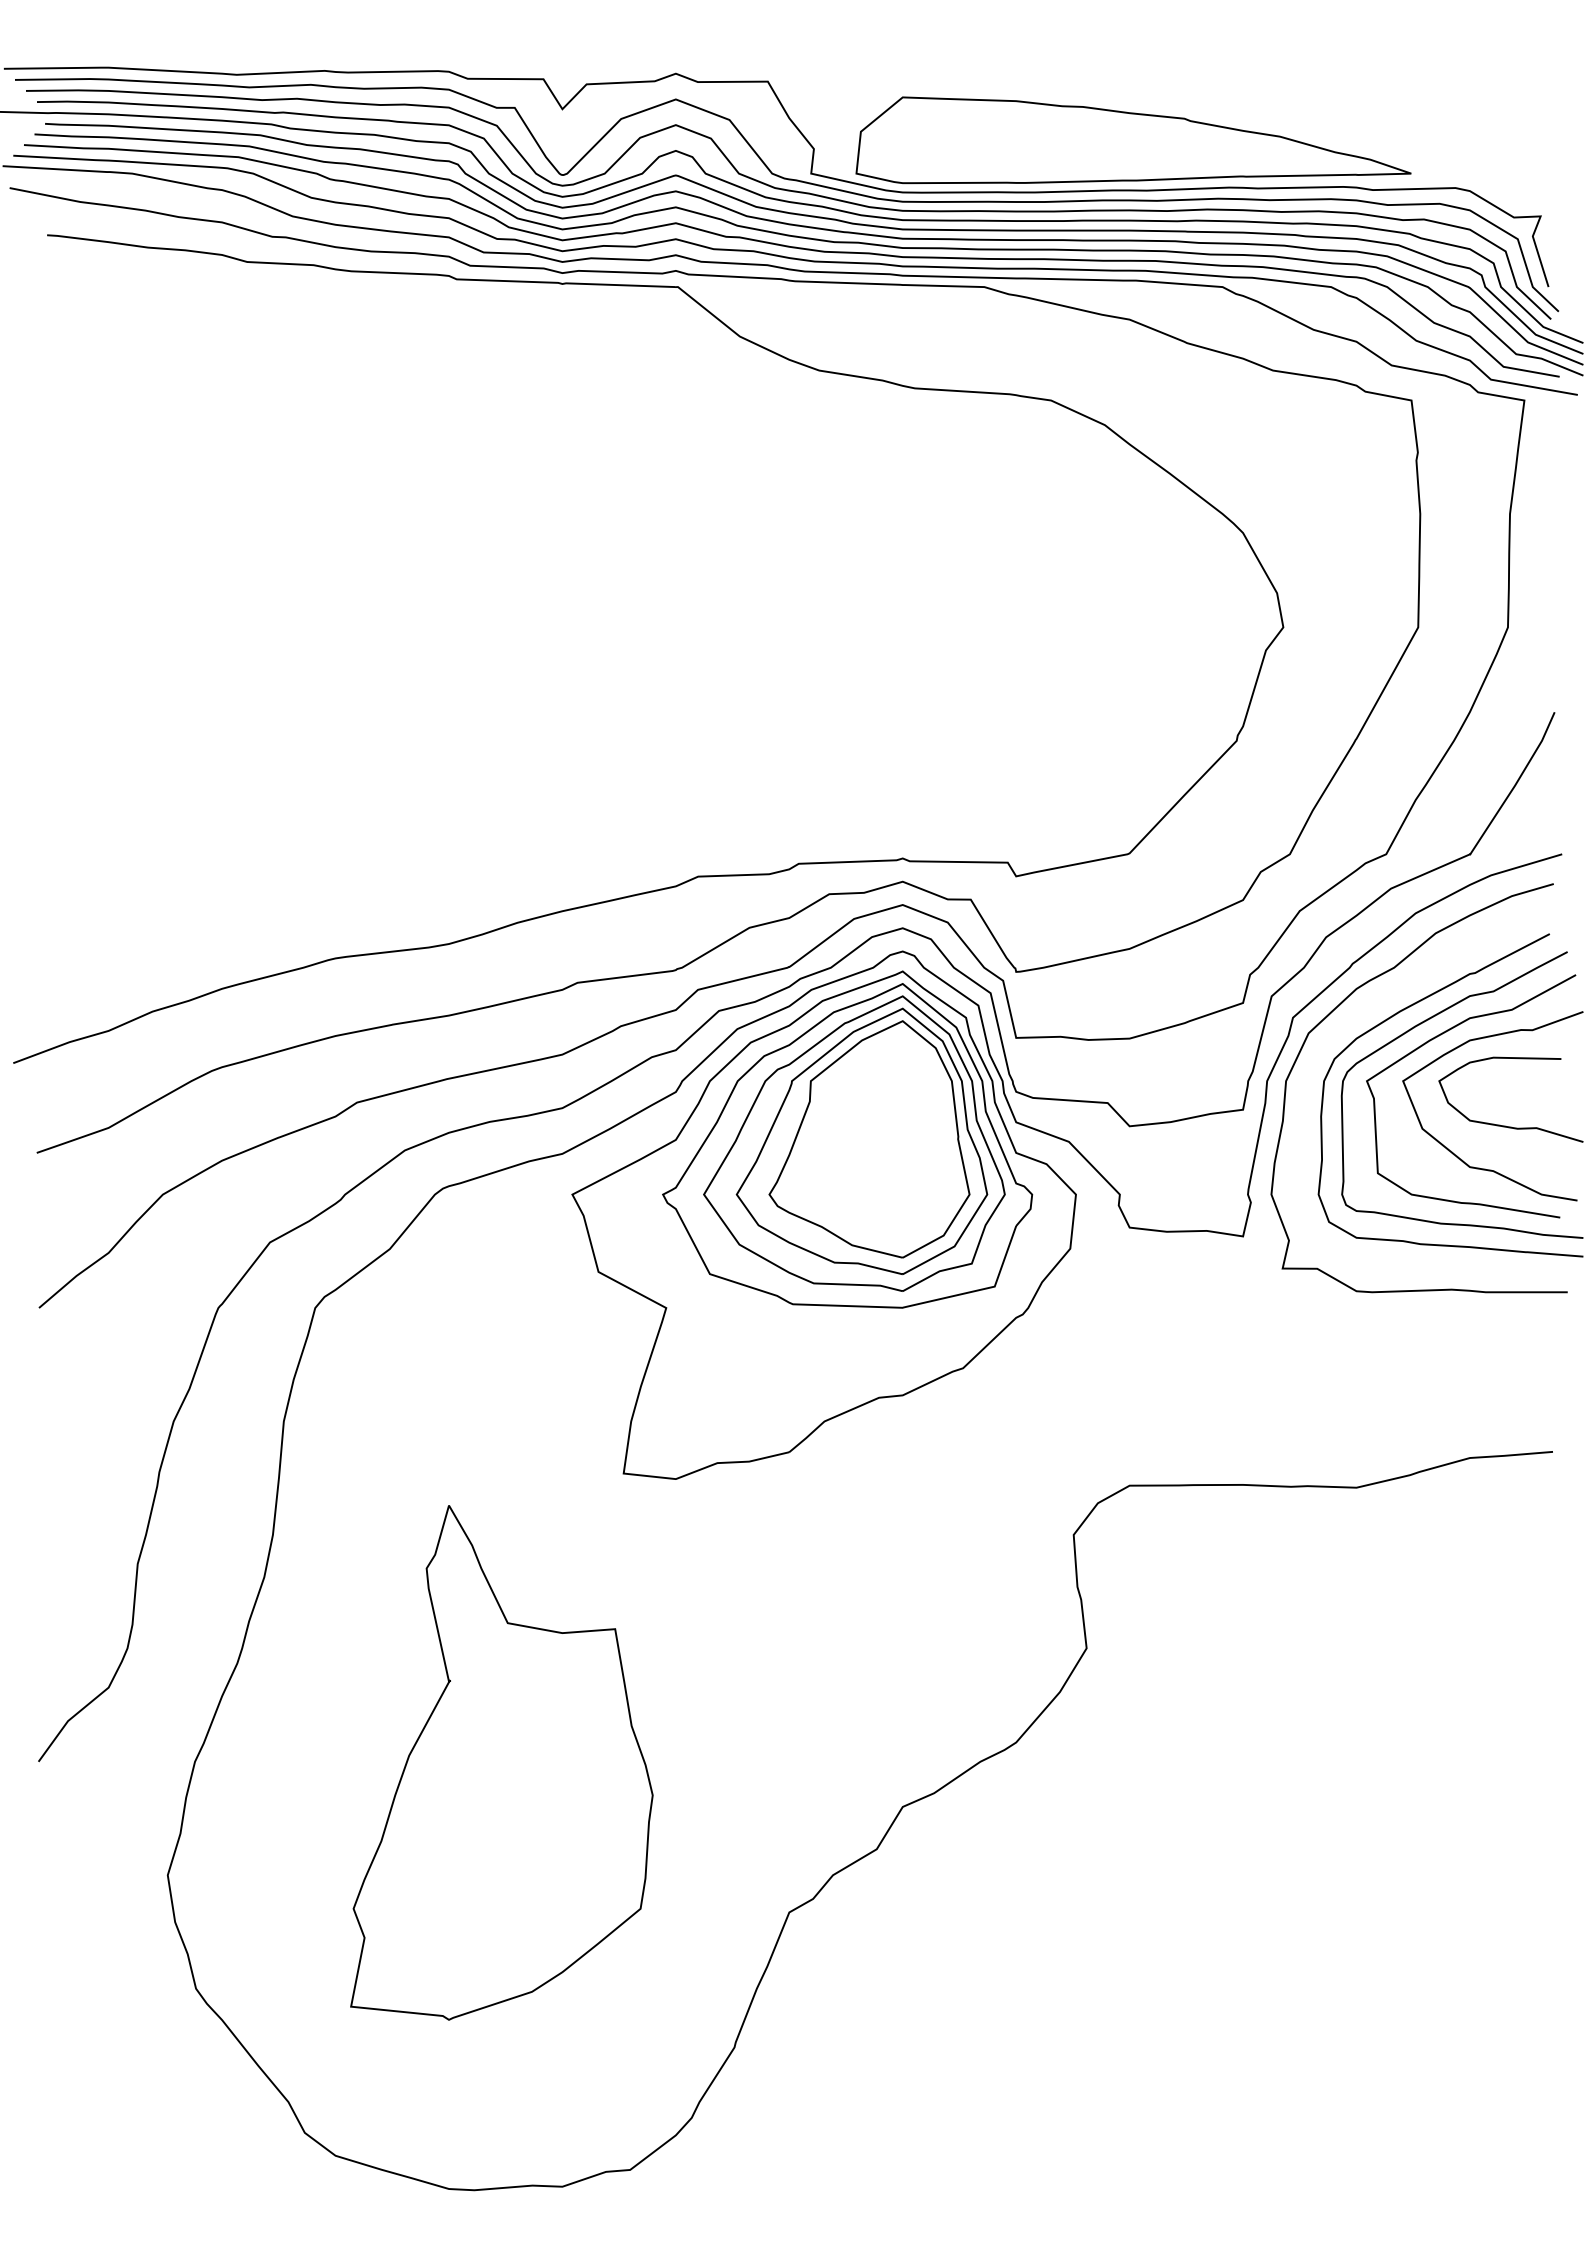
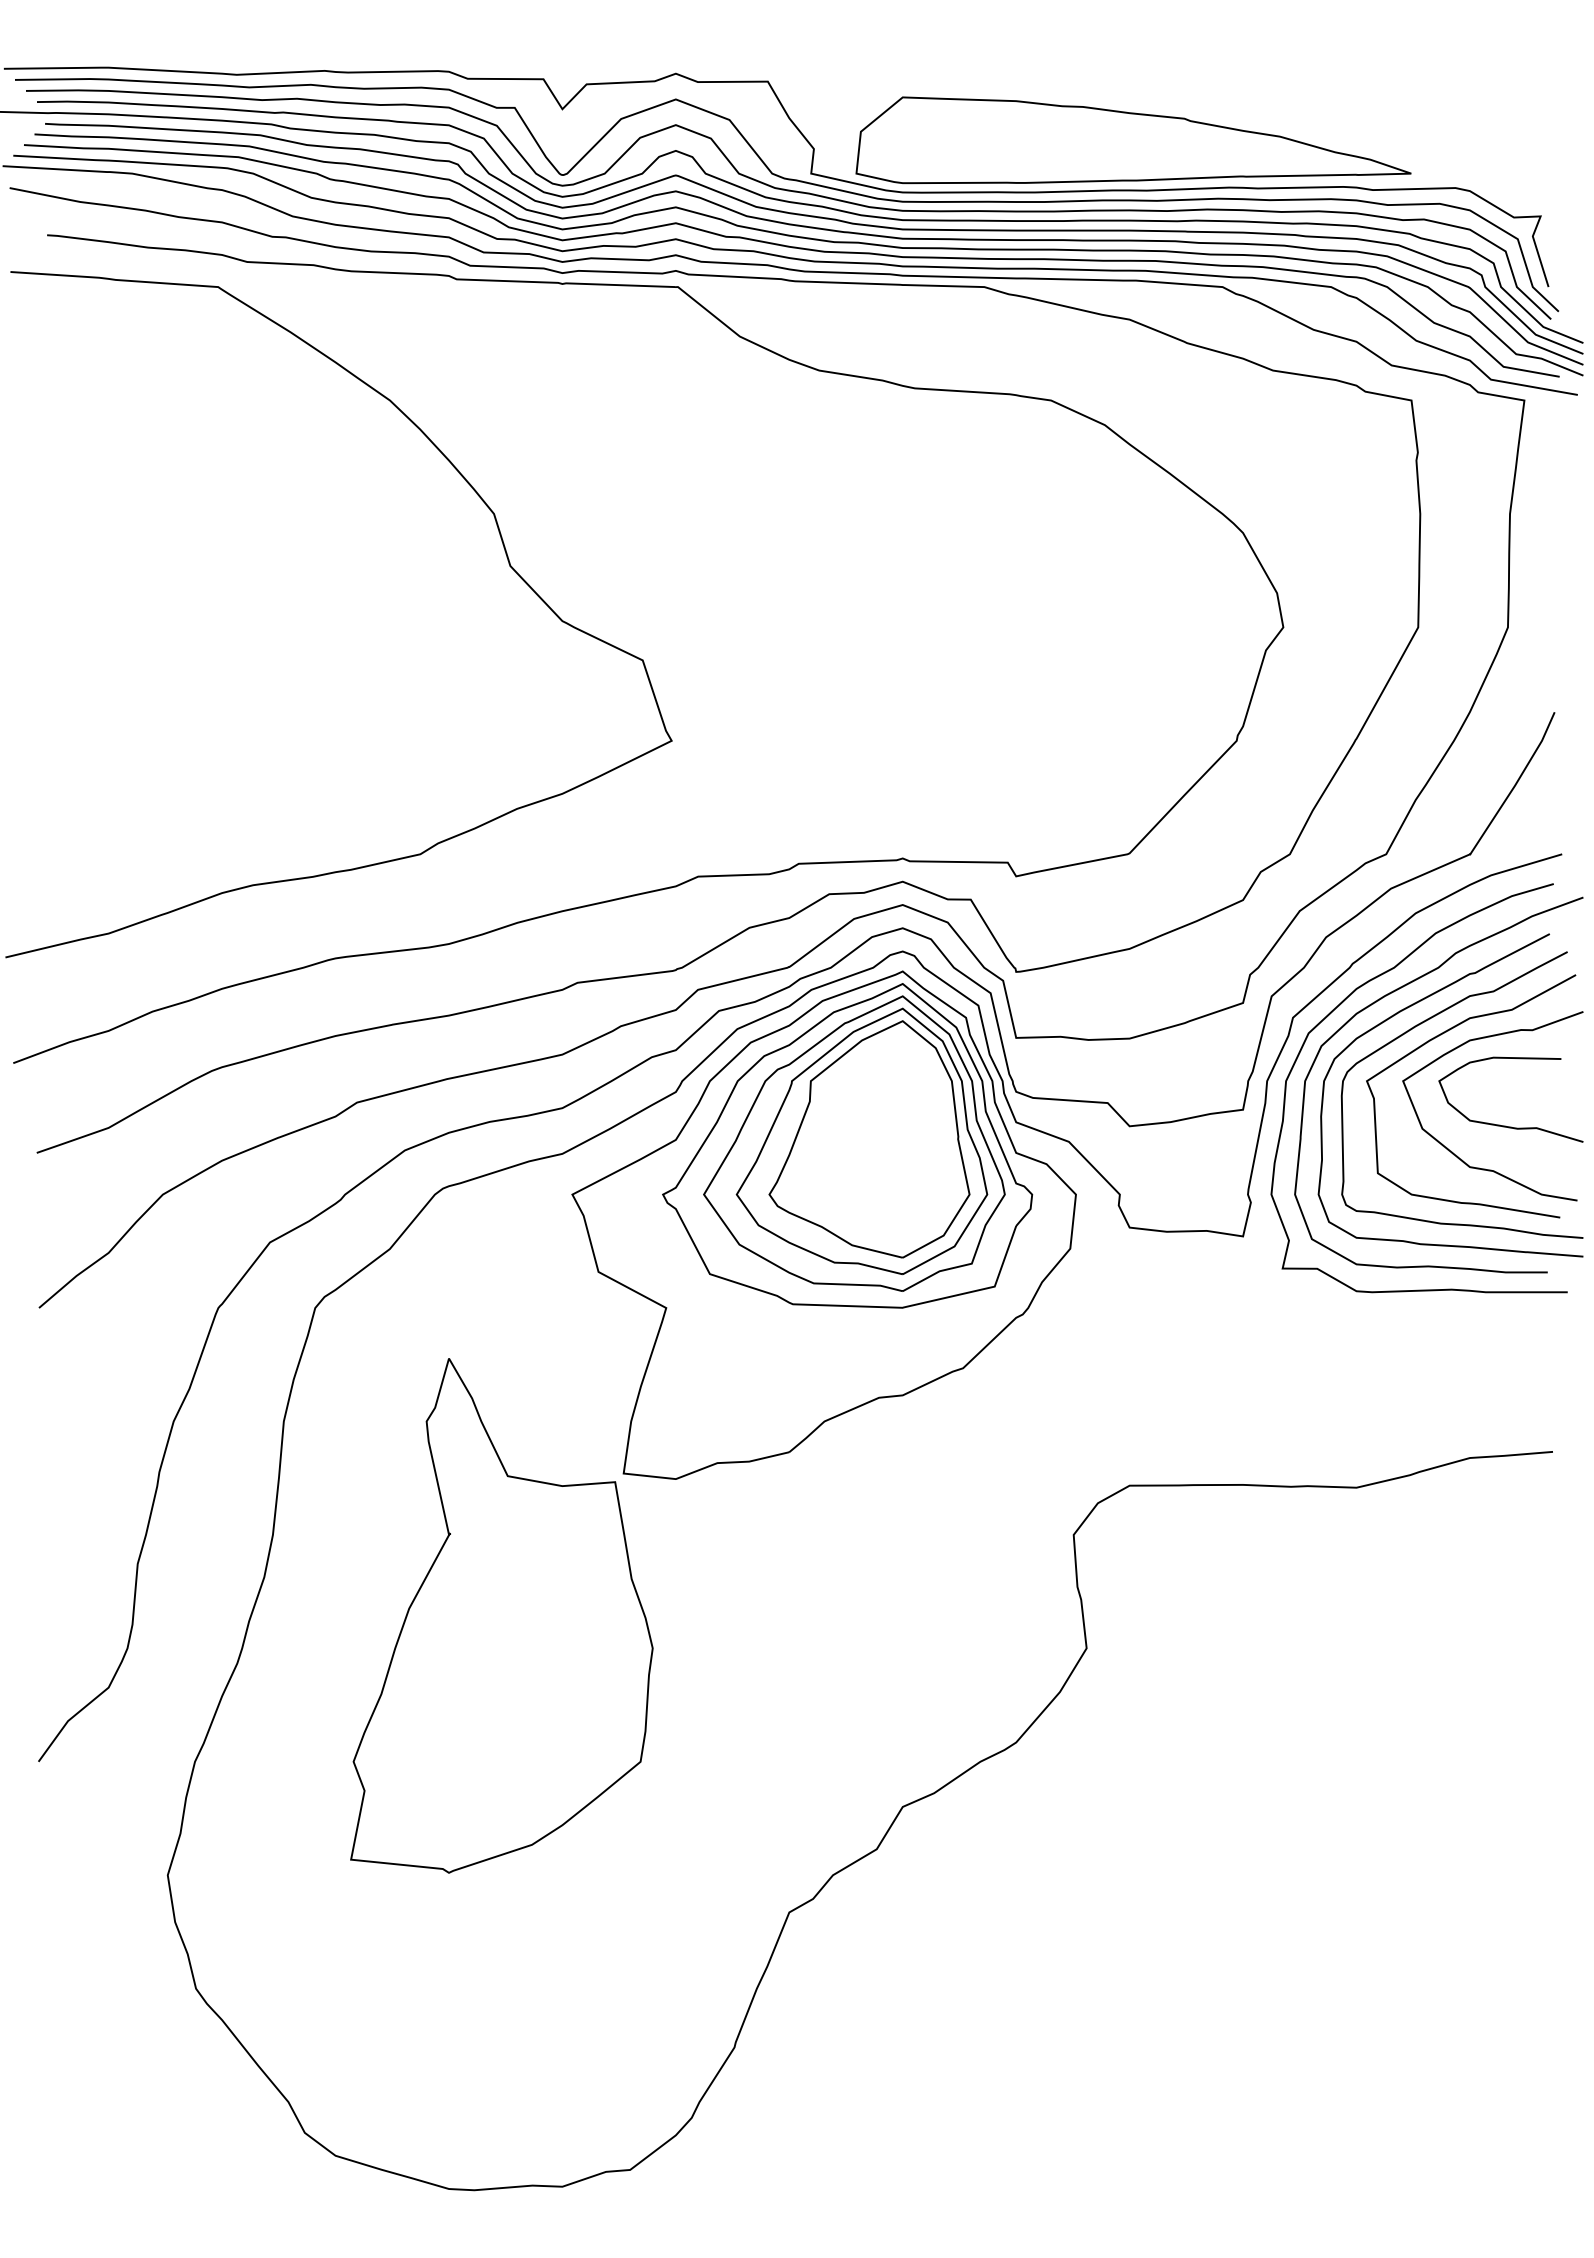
curve: none -> present (506, 557)
curve: none -> present (1392, 993)
part position: (501, 1762) -> (501, 1615) (501, 1615)
